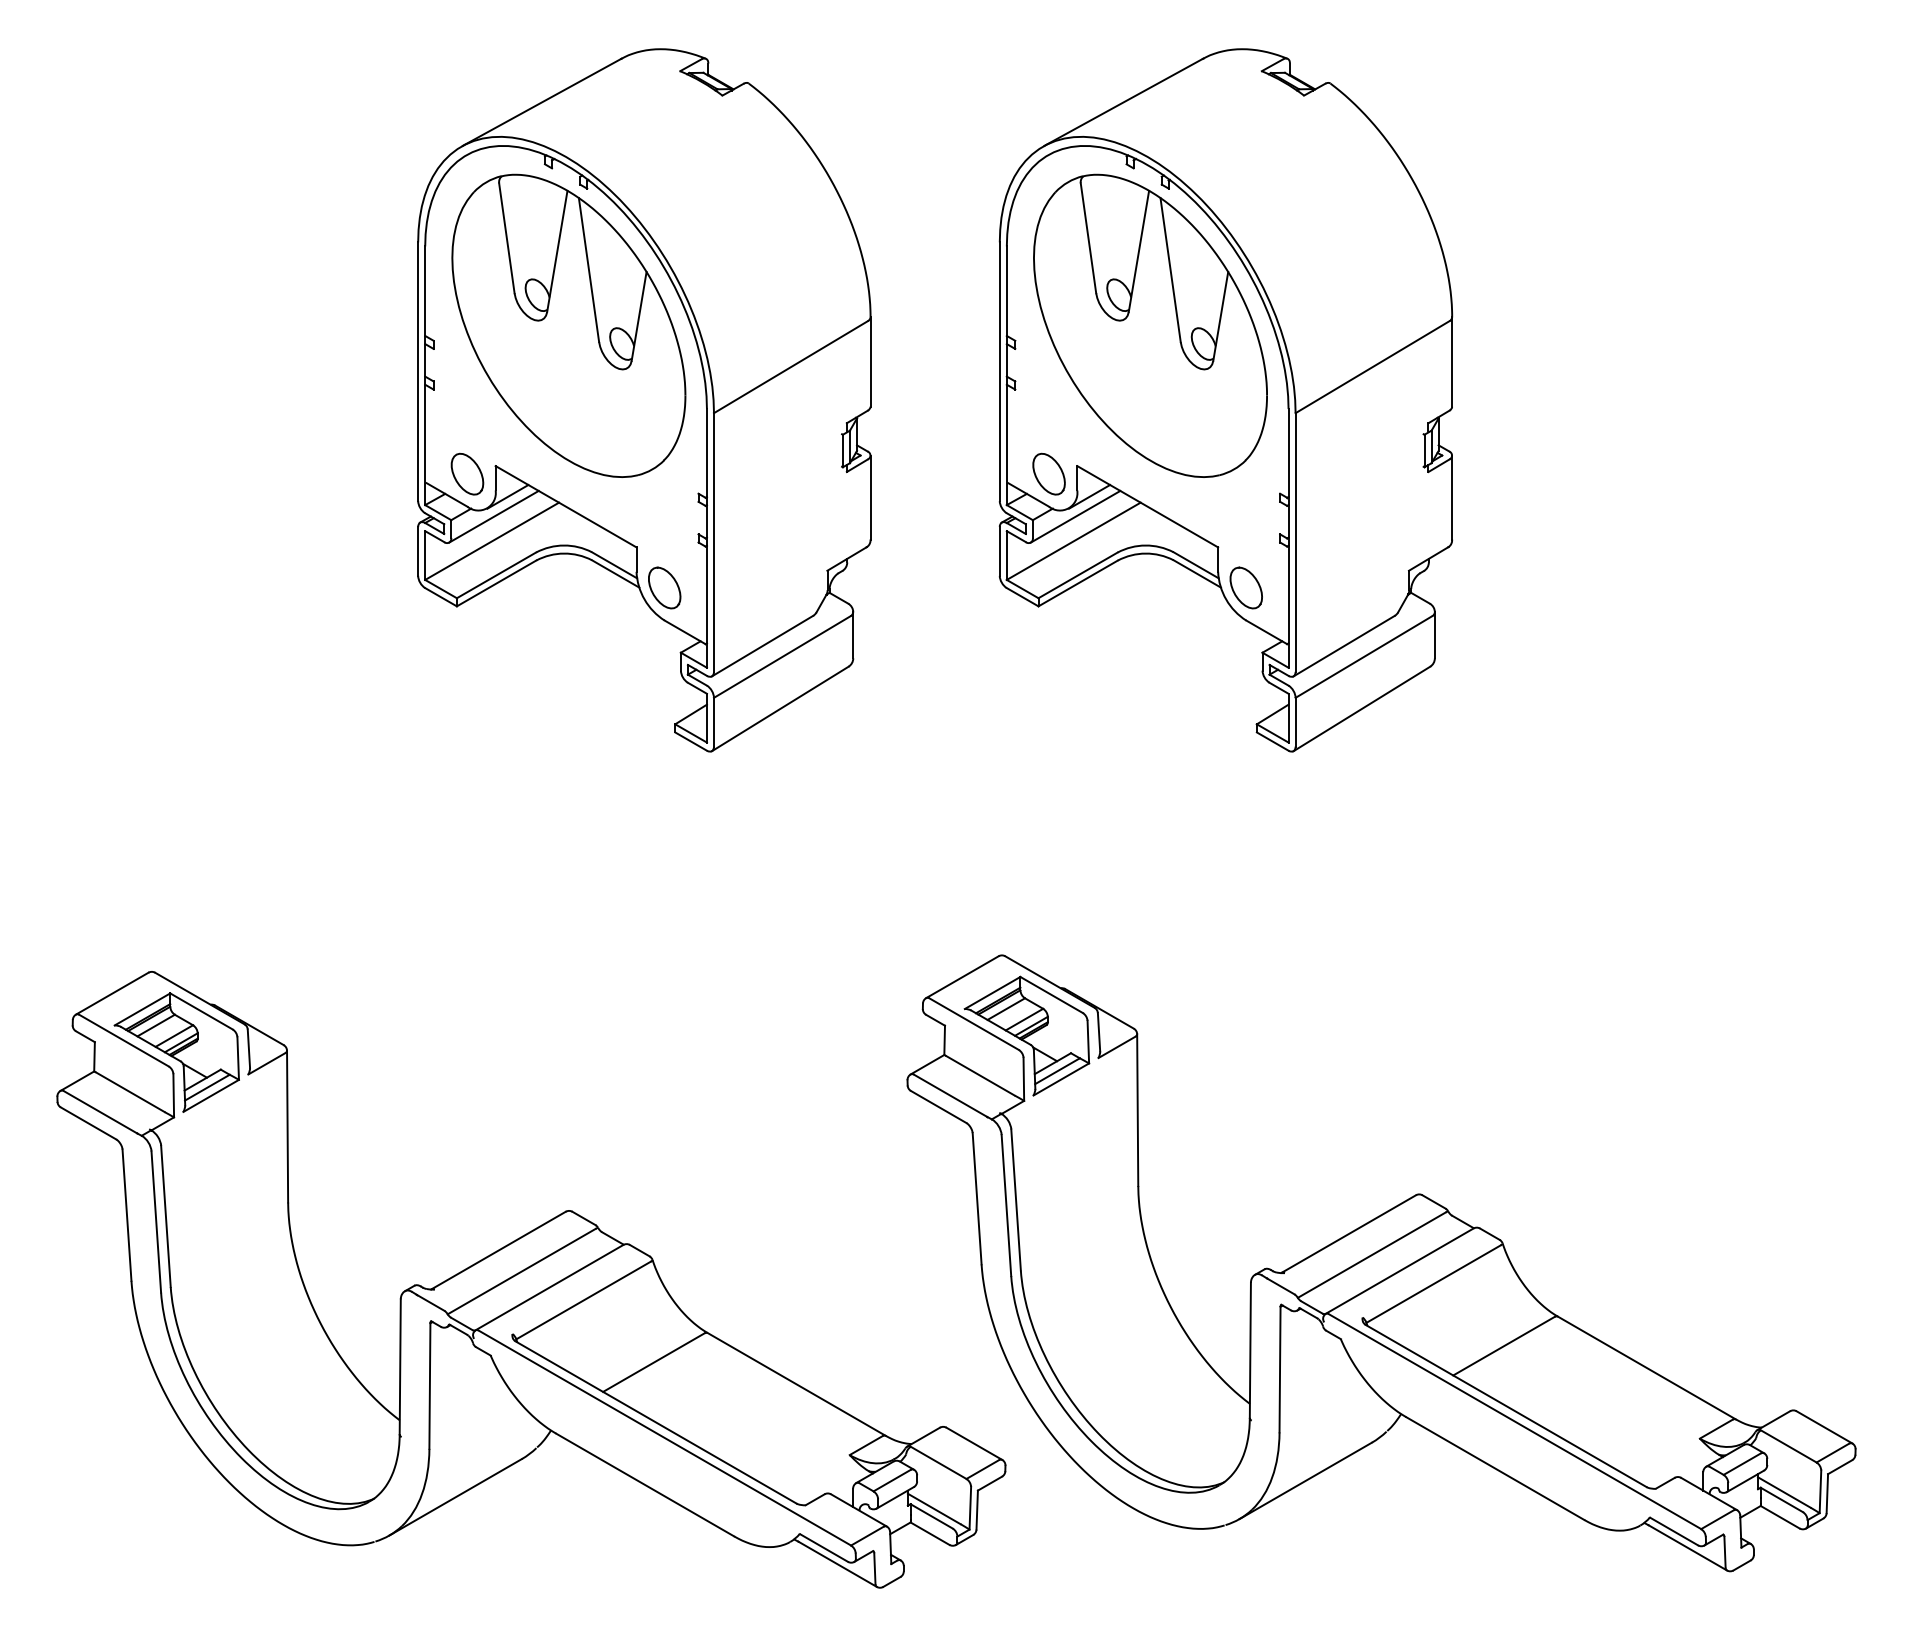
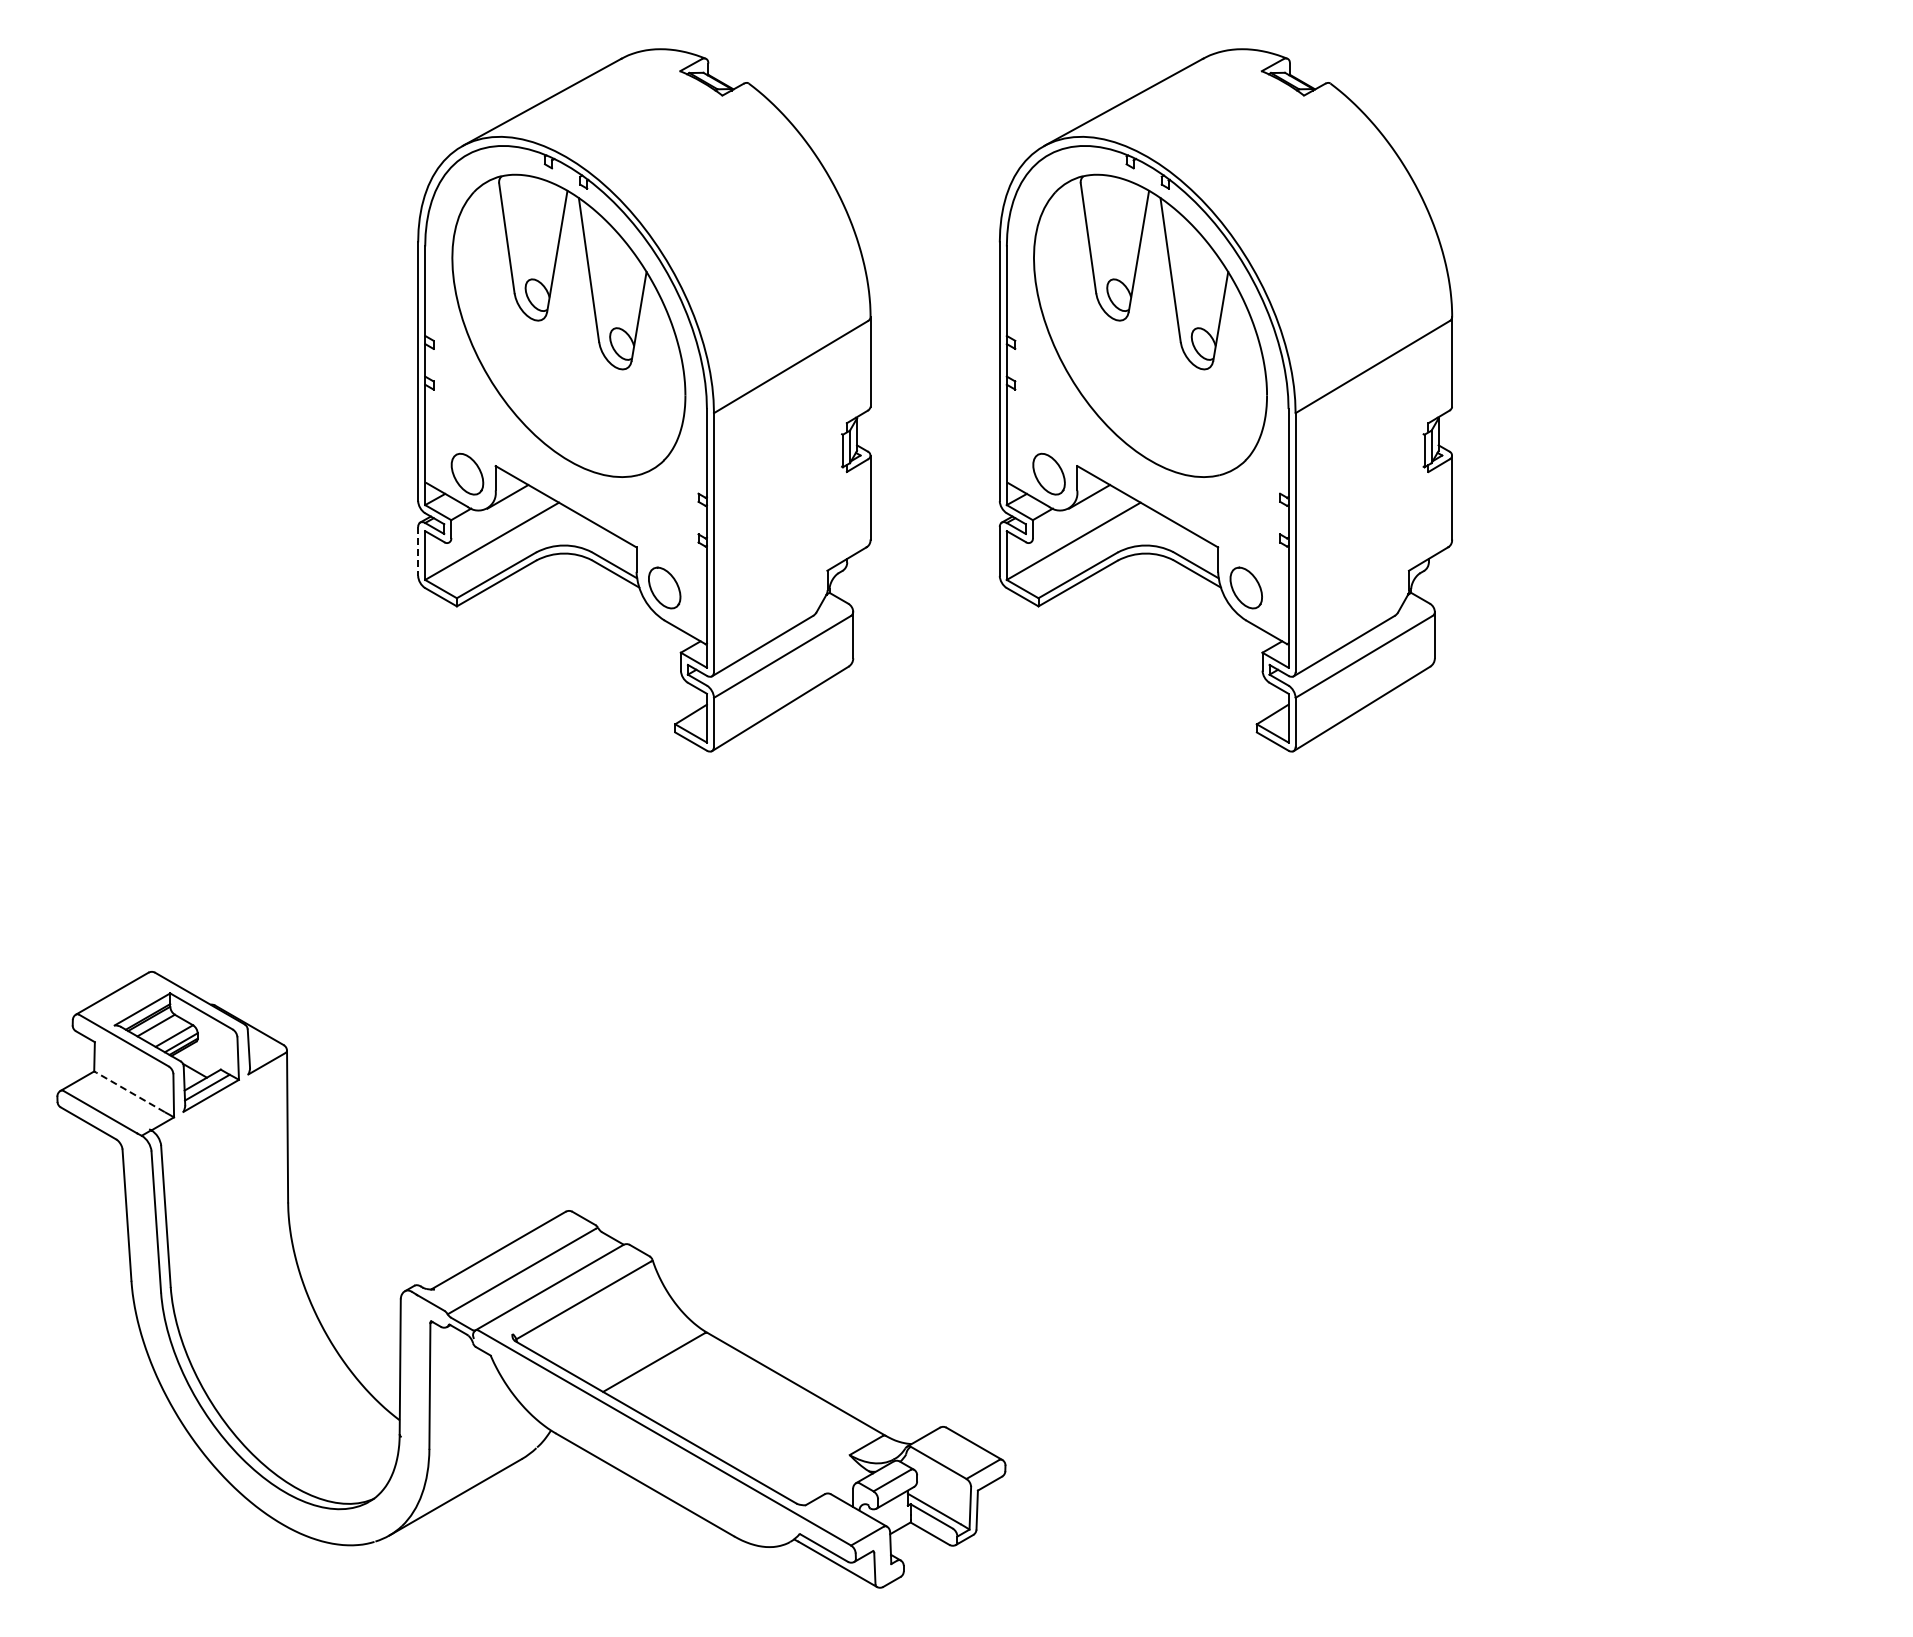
line: present -> none (493, 516)
line: present -> none (1075, 516)
line: solid -> dashed (418, 551)
line: solid -> dashed (130, 1092)
part: present -> none (1381, 1263)
